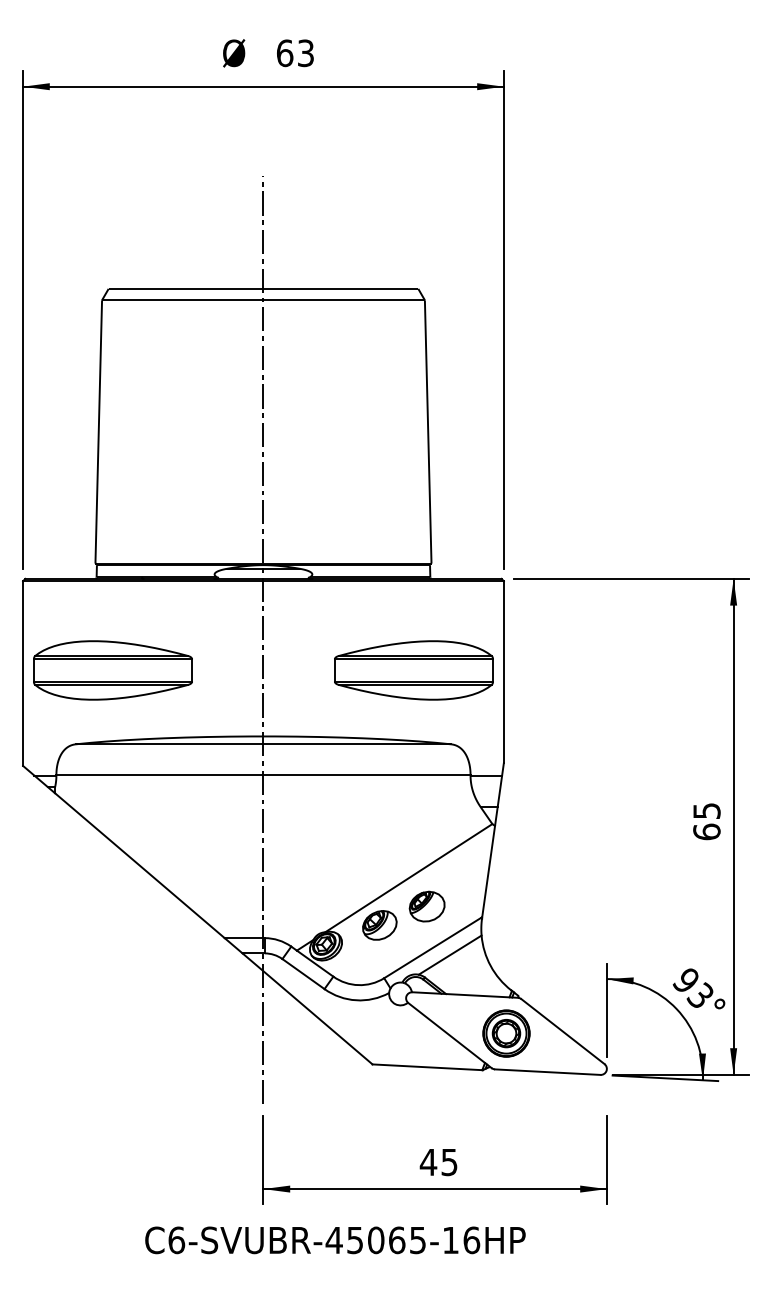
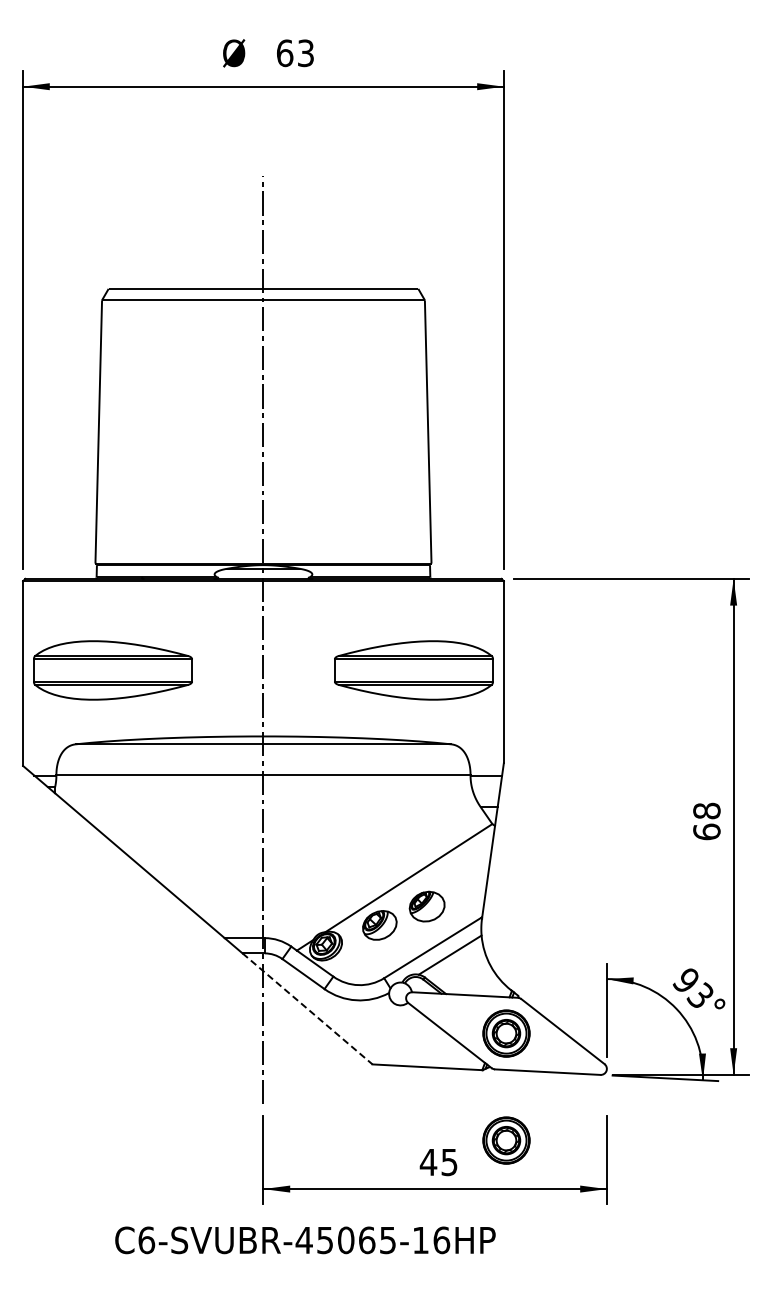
text: 65 -> 68 (706, 810)
line: solid -> dashed (307, 1009)
part: none -> present (506, 1140)
text position: (335, 1240) -> (305, 1240) (305, 1240)
